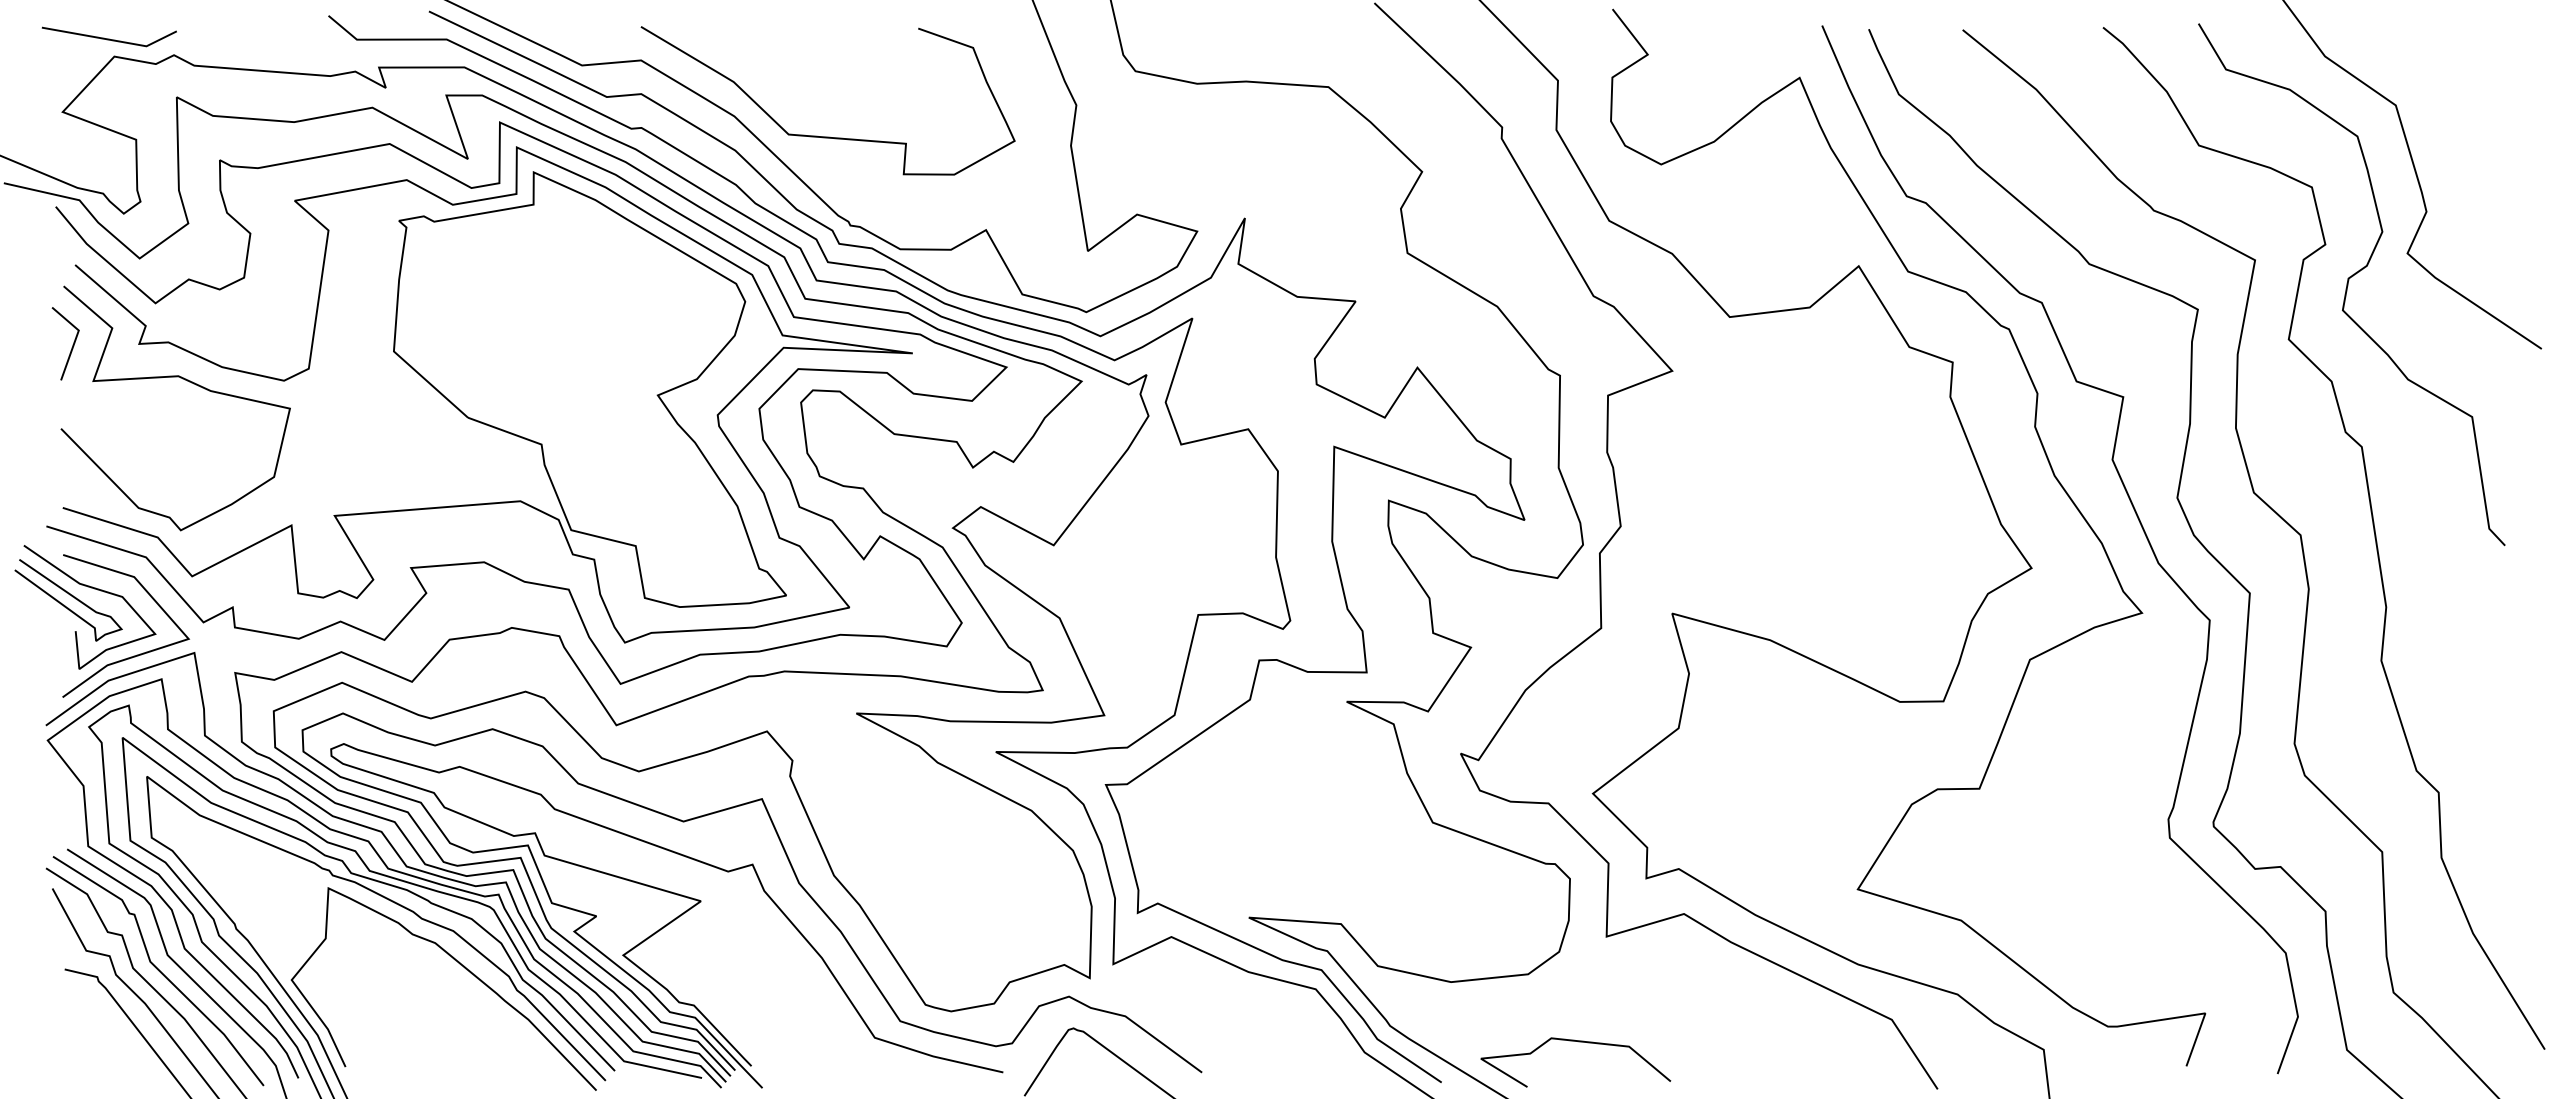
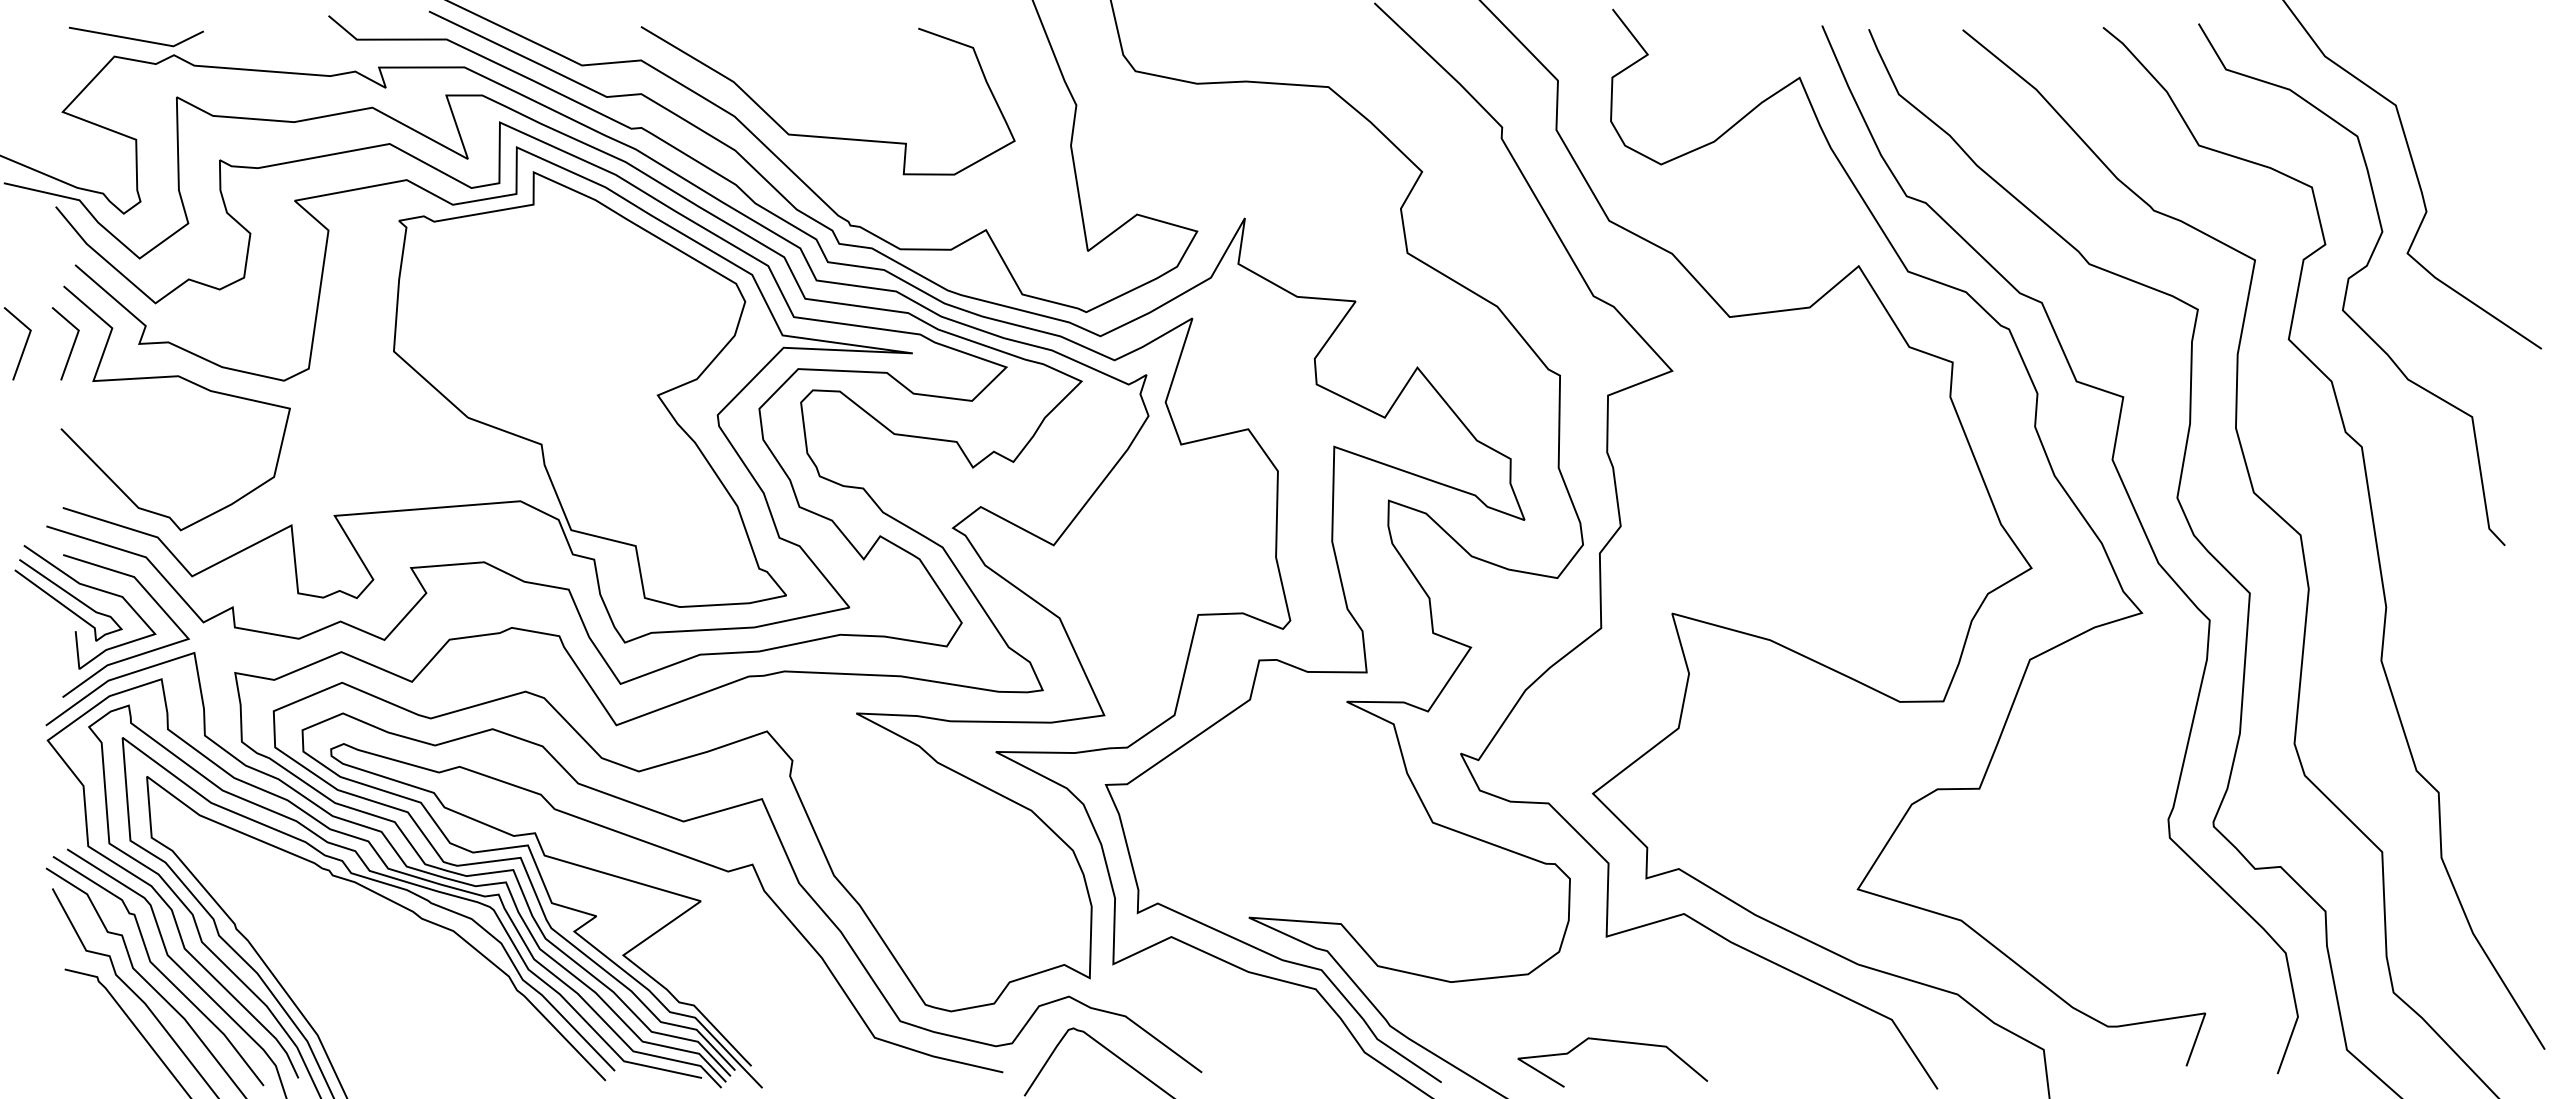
line position: (108, 38) -> (135, 38) (135, 38)
line: none -> present (24, 344)
curve: present -> none (460, 965)
curve position: (1578, 1042) -> (1615, 1042) (1615, 1042)
